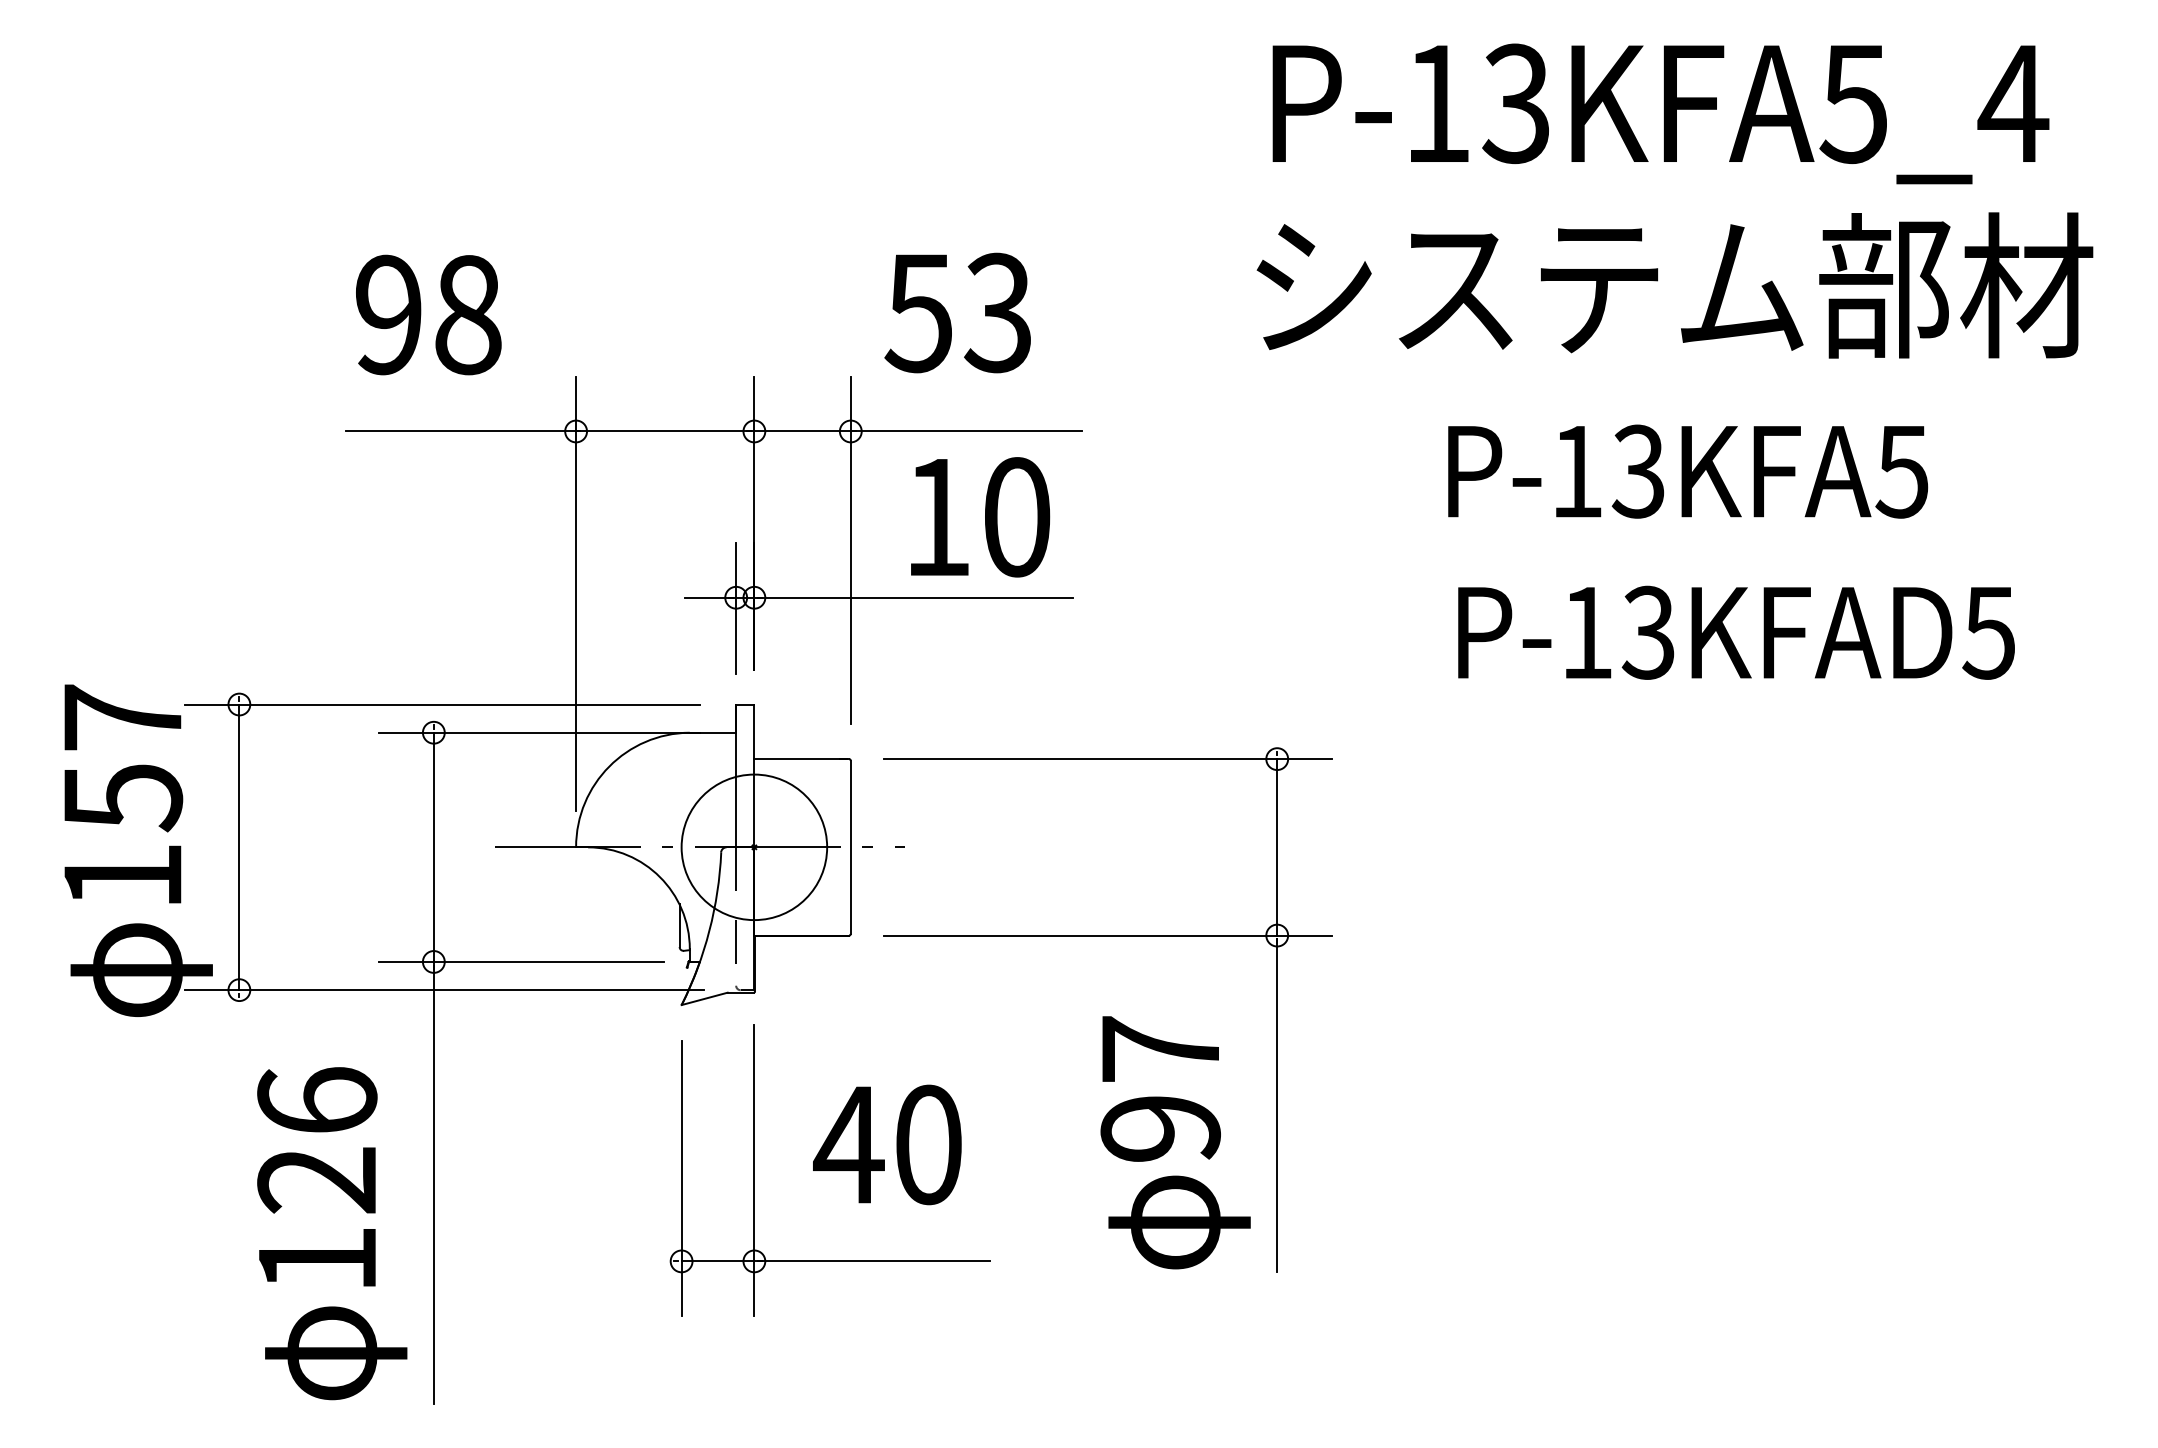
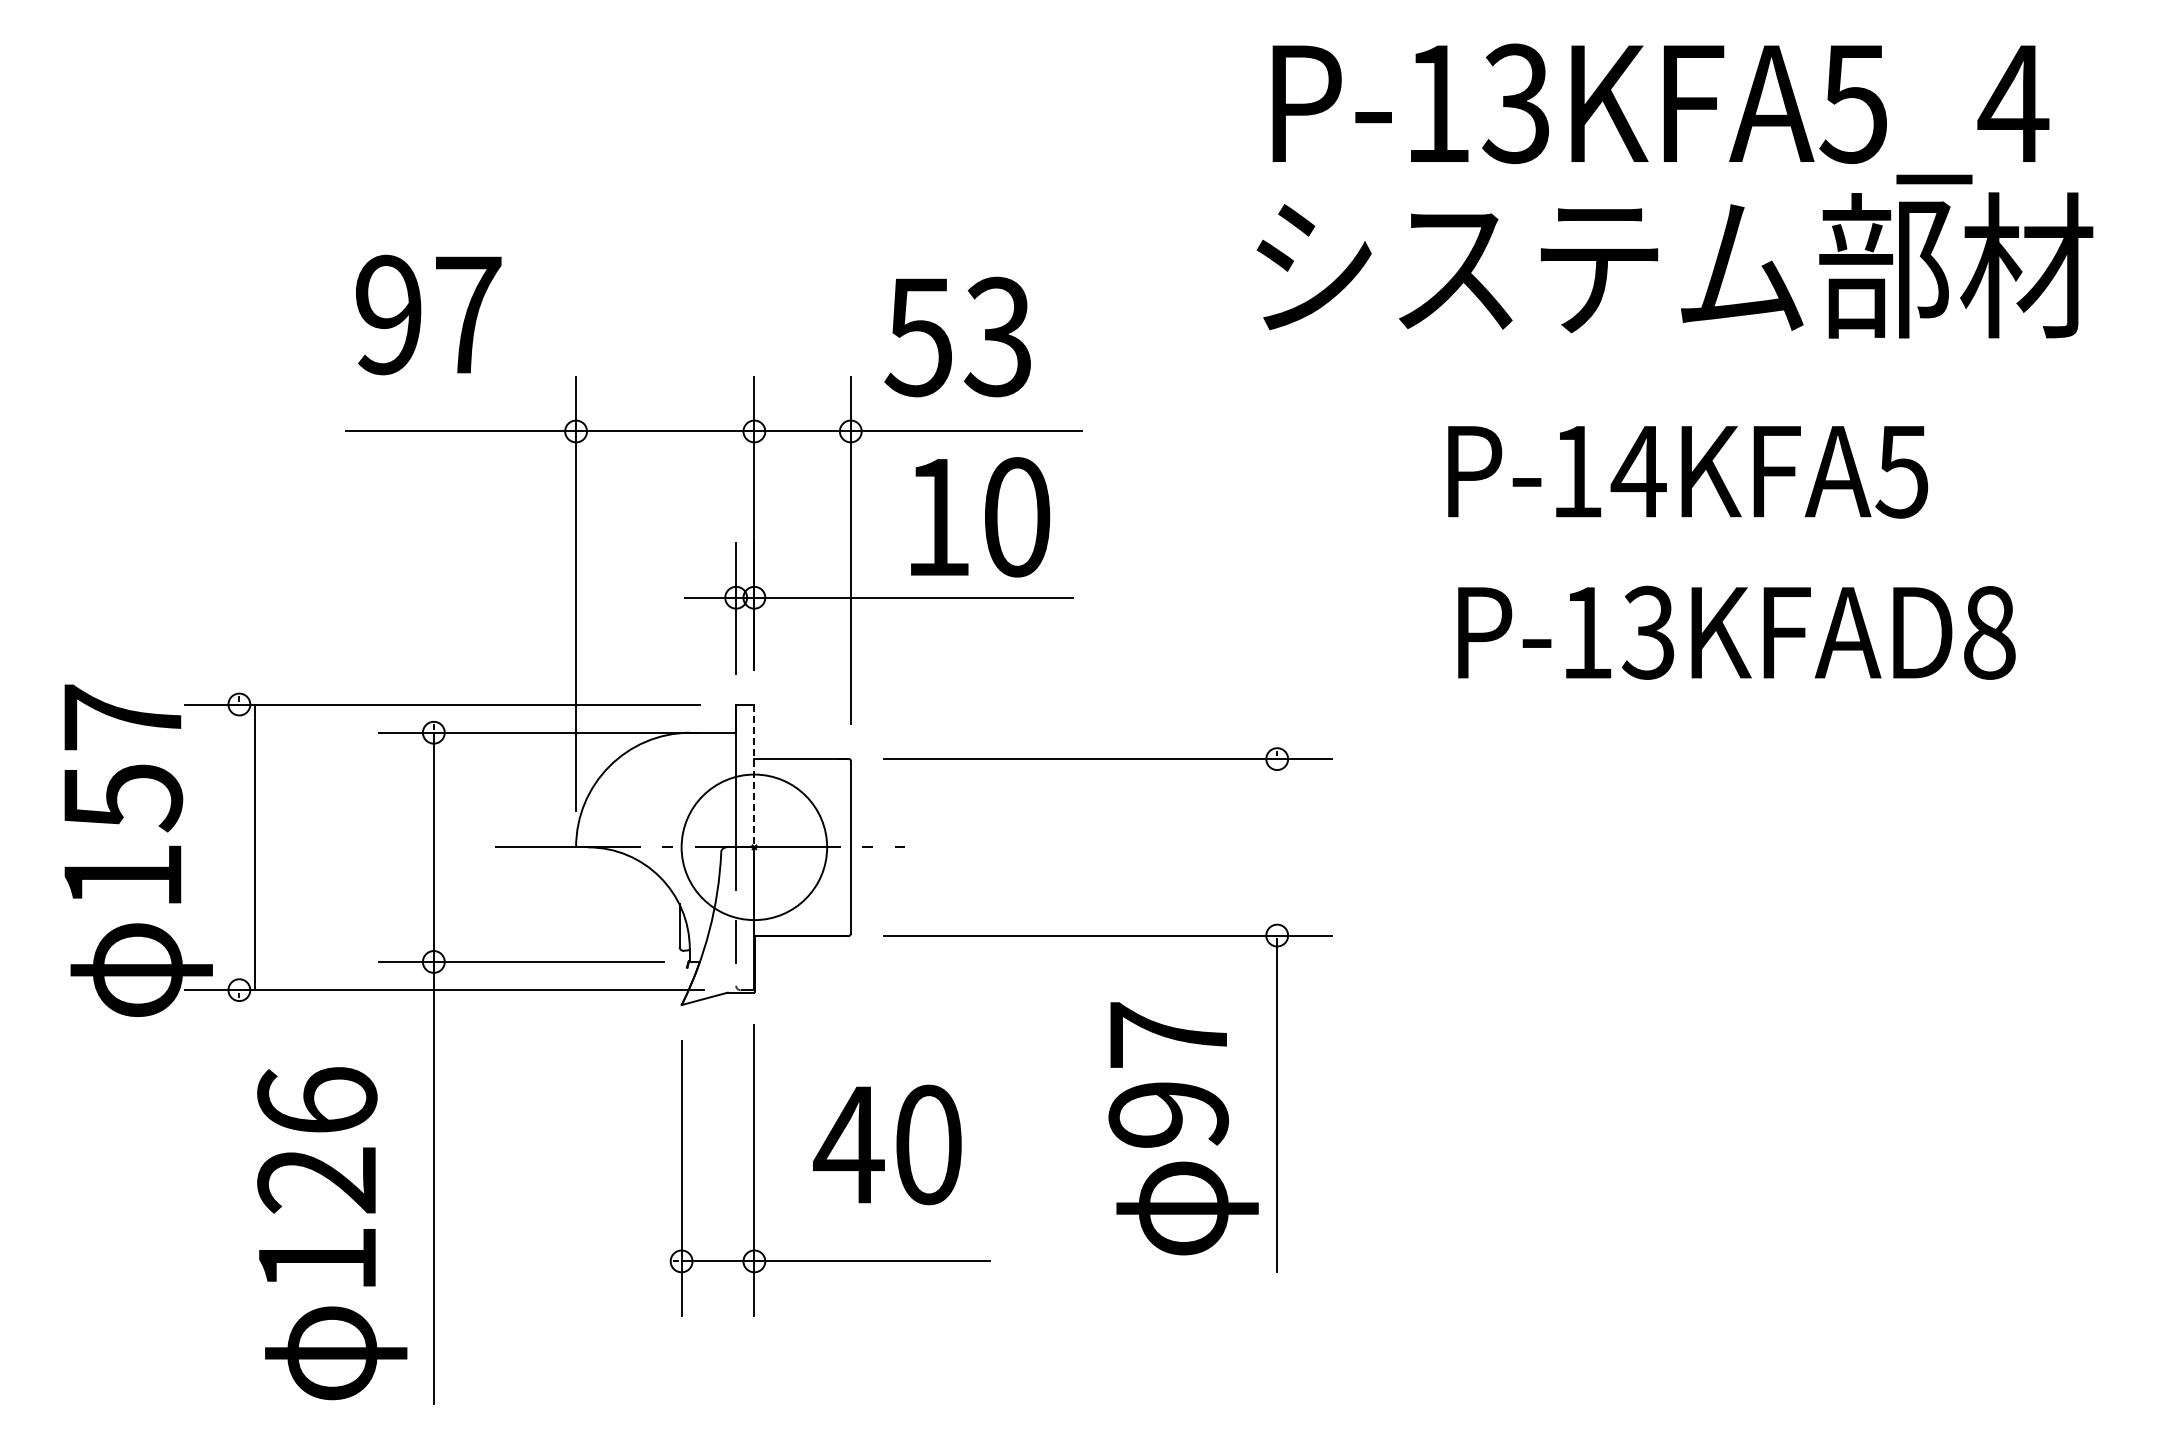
text position: (1674, 285) -> (1674, 265) (1674, 265)
text position: (957, 312) -> (957, 336) (957, 336)
text: 98 -> 97 (468, 315)
text: P-13KFA5 -> P-14KFA5 (1638, 471)
text: P-13KFAD5 -> P-13KFAD8 (1988, 632)
line: solid -> dashed (754, 776)
line position: (239, 847) -> (255, 847) (255, 847)
line: present -> none (1277, 847)
text position: (1175, 1142) -> (1183, 1128) (1183, 1128)
